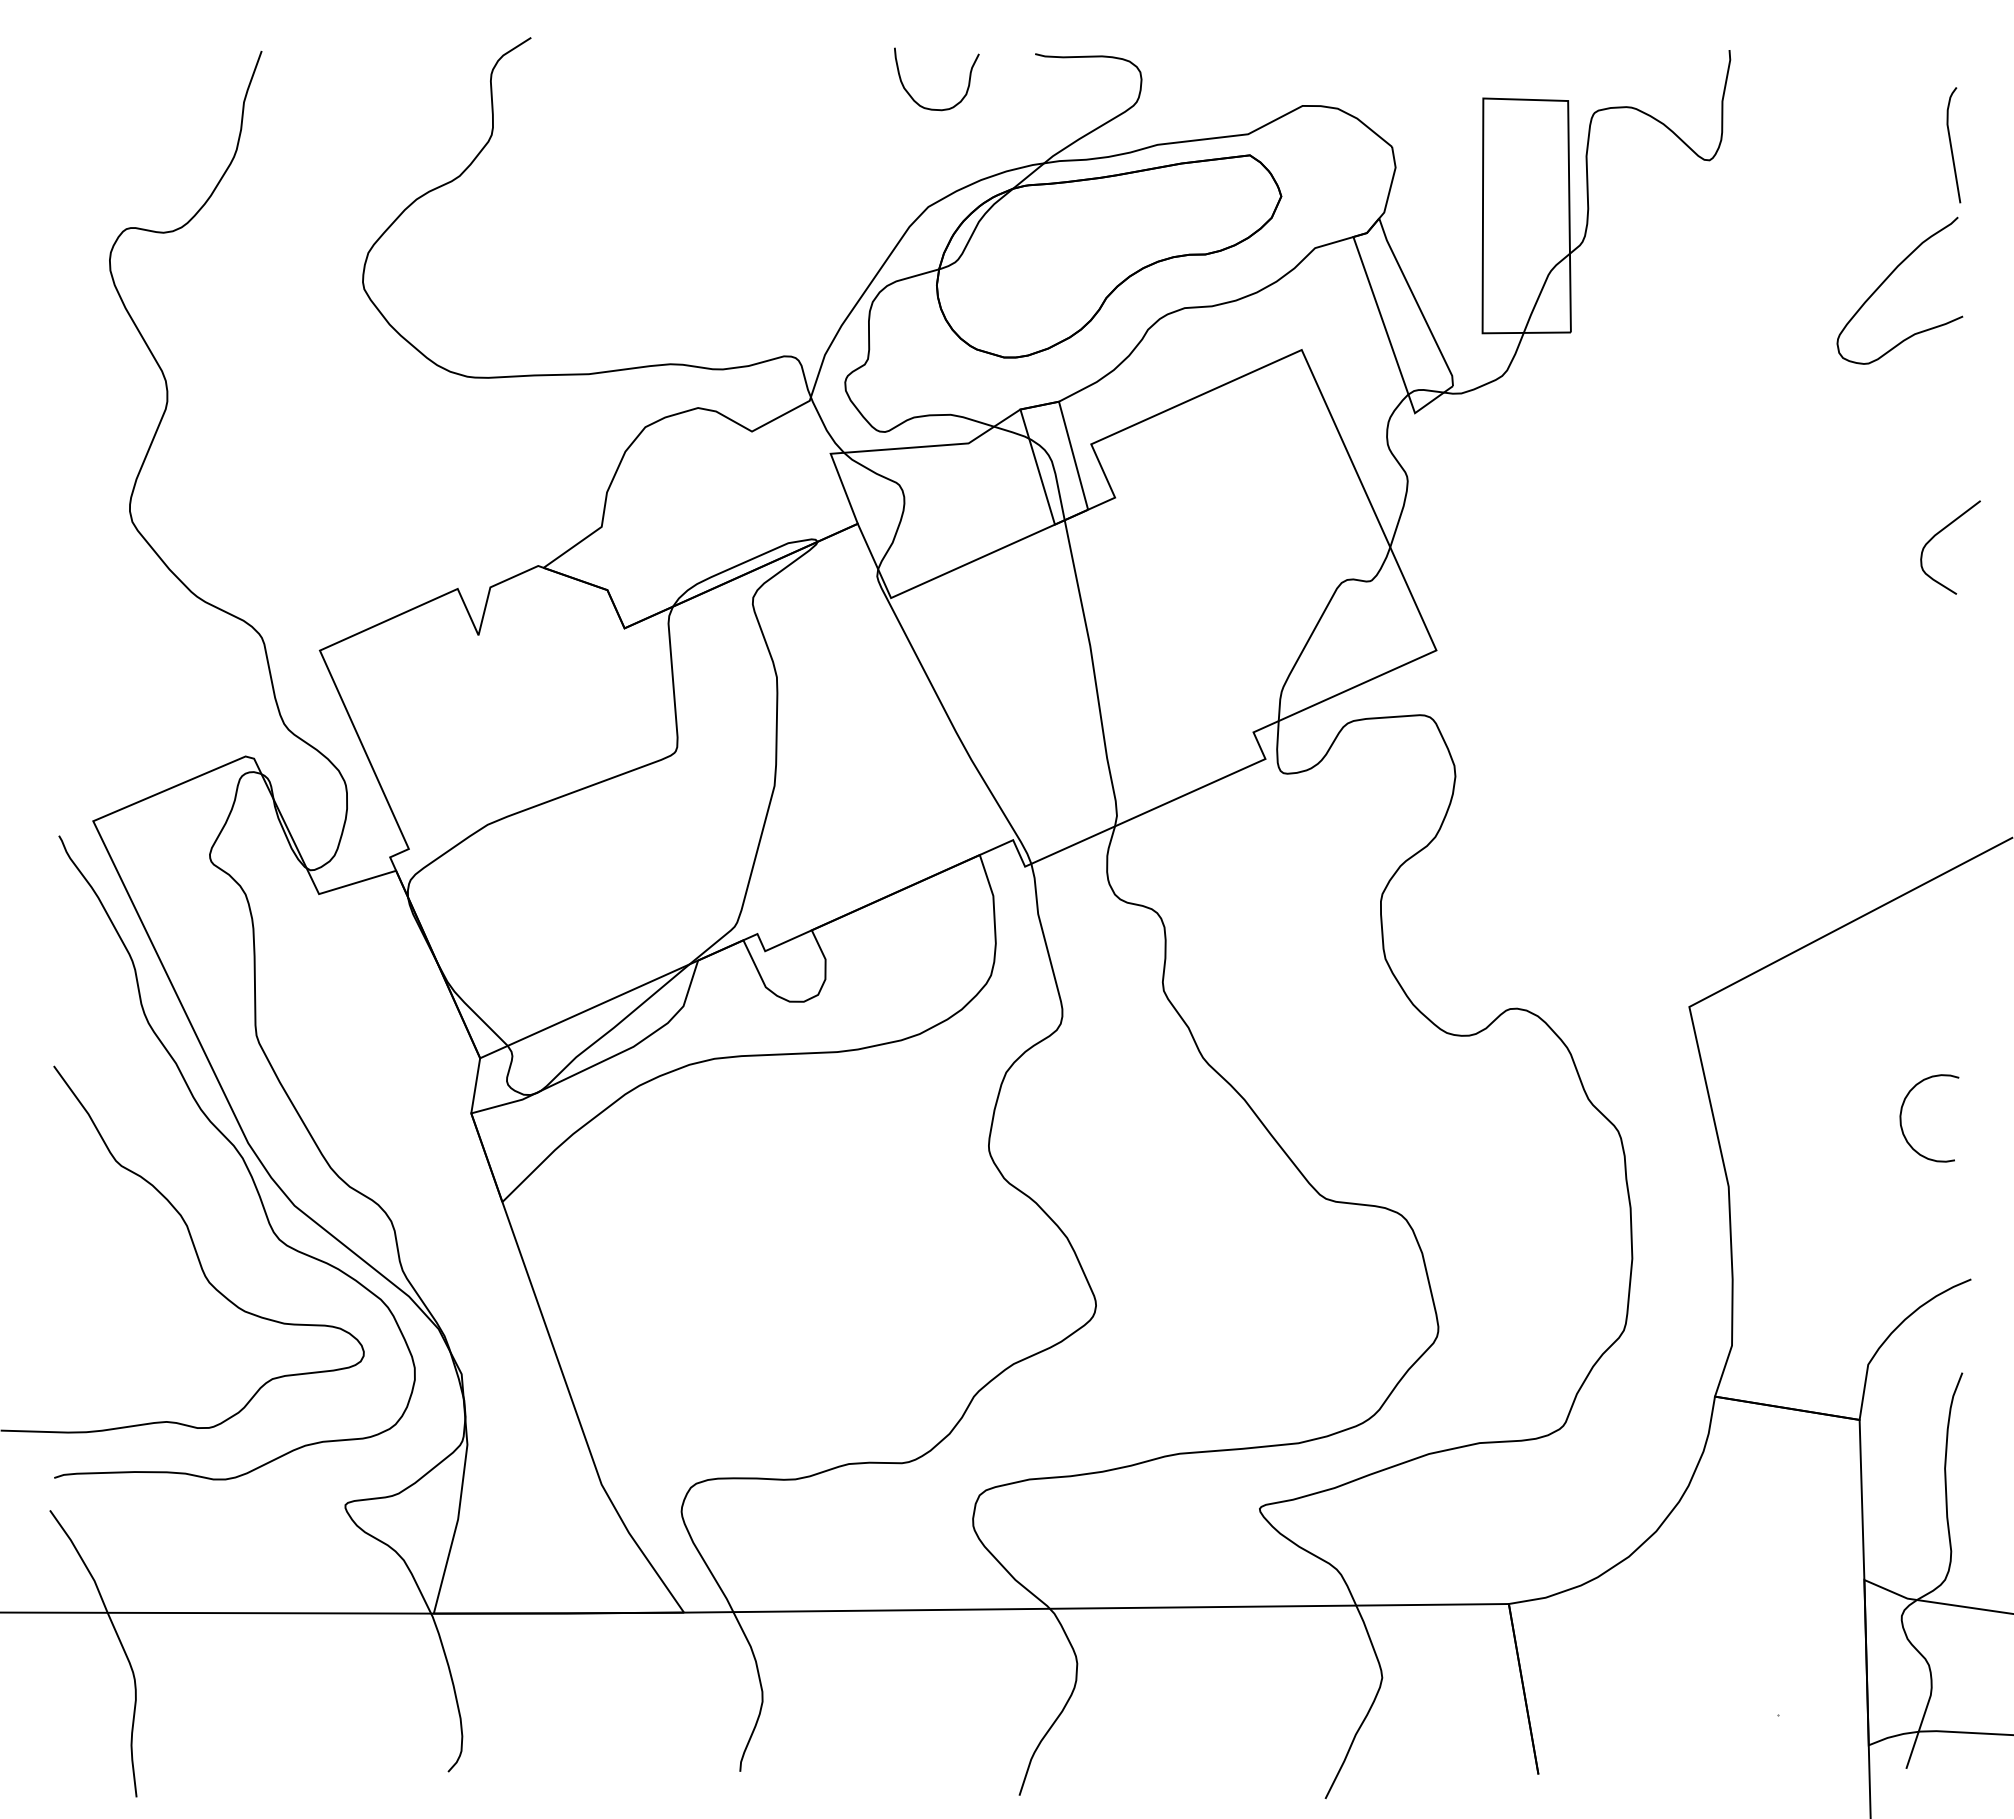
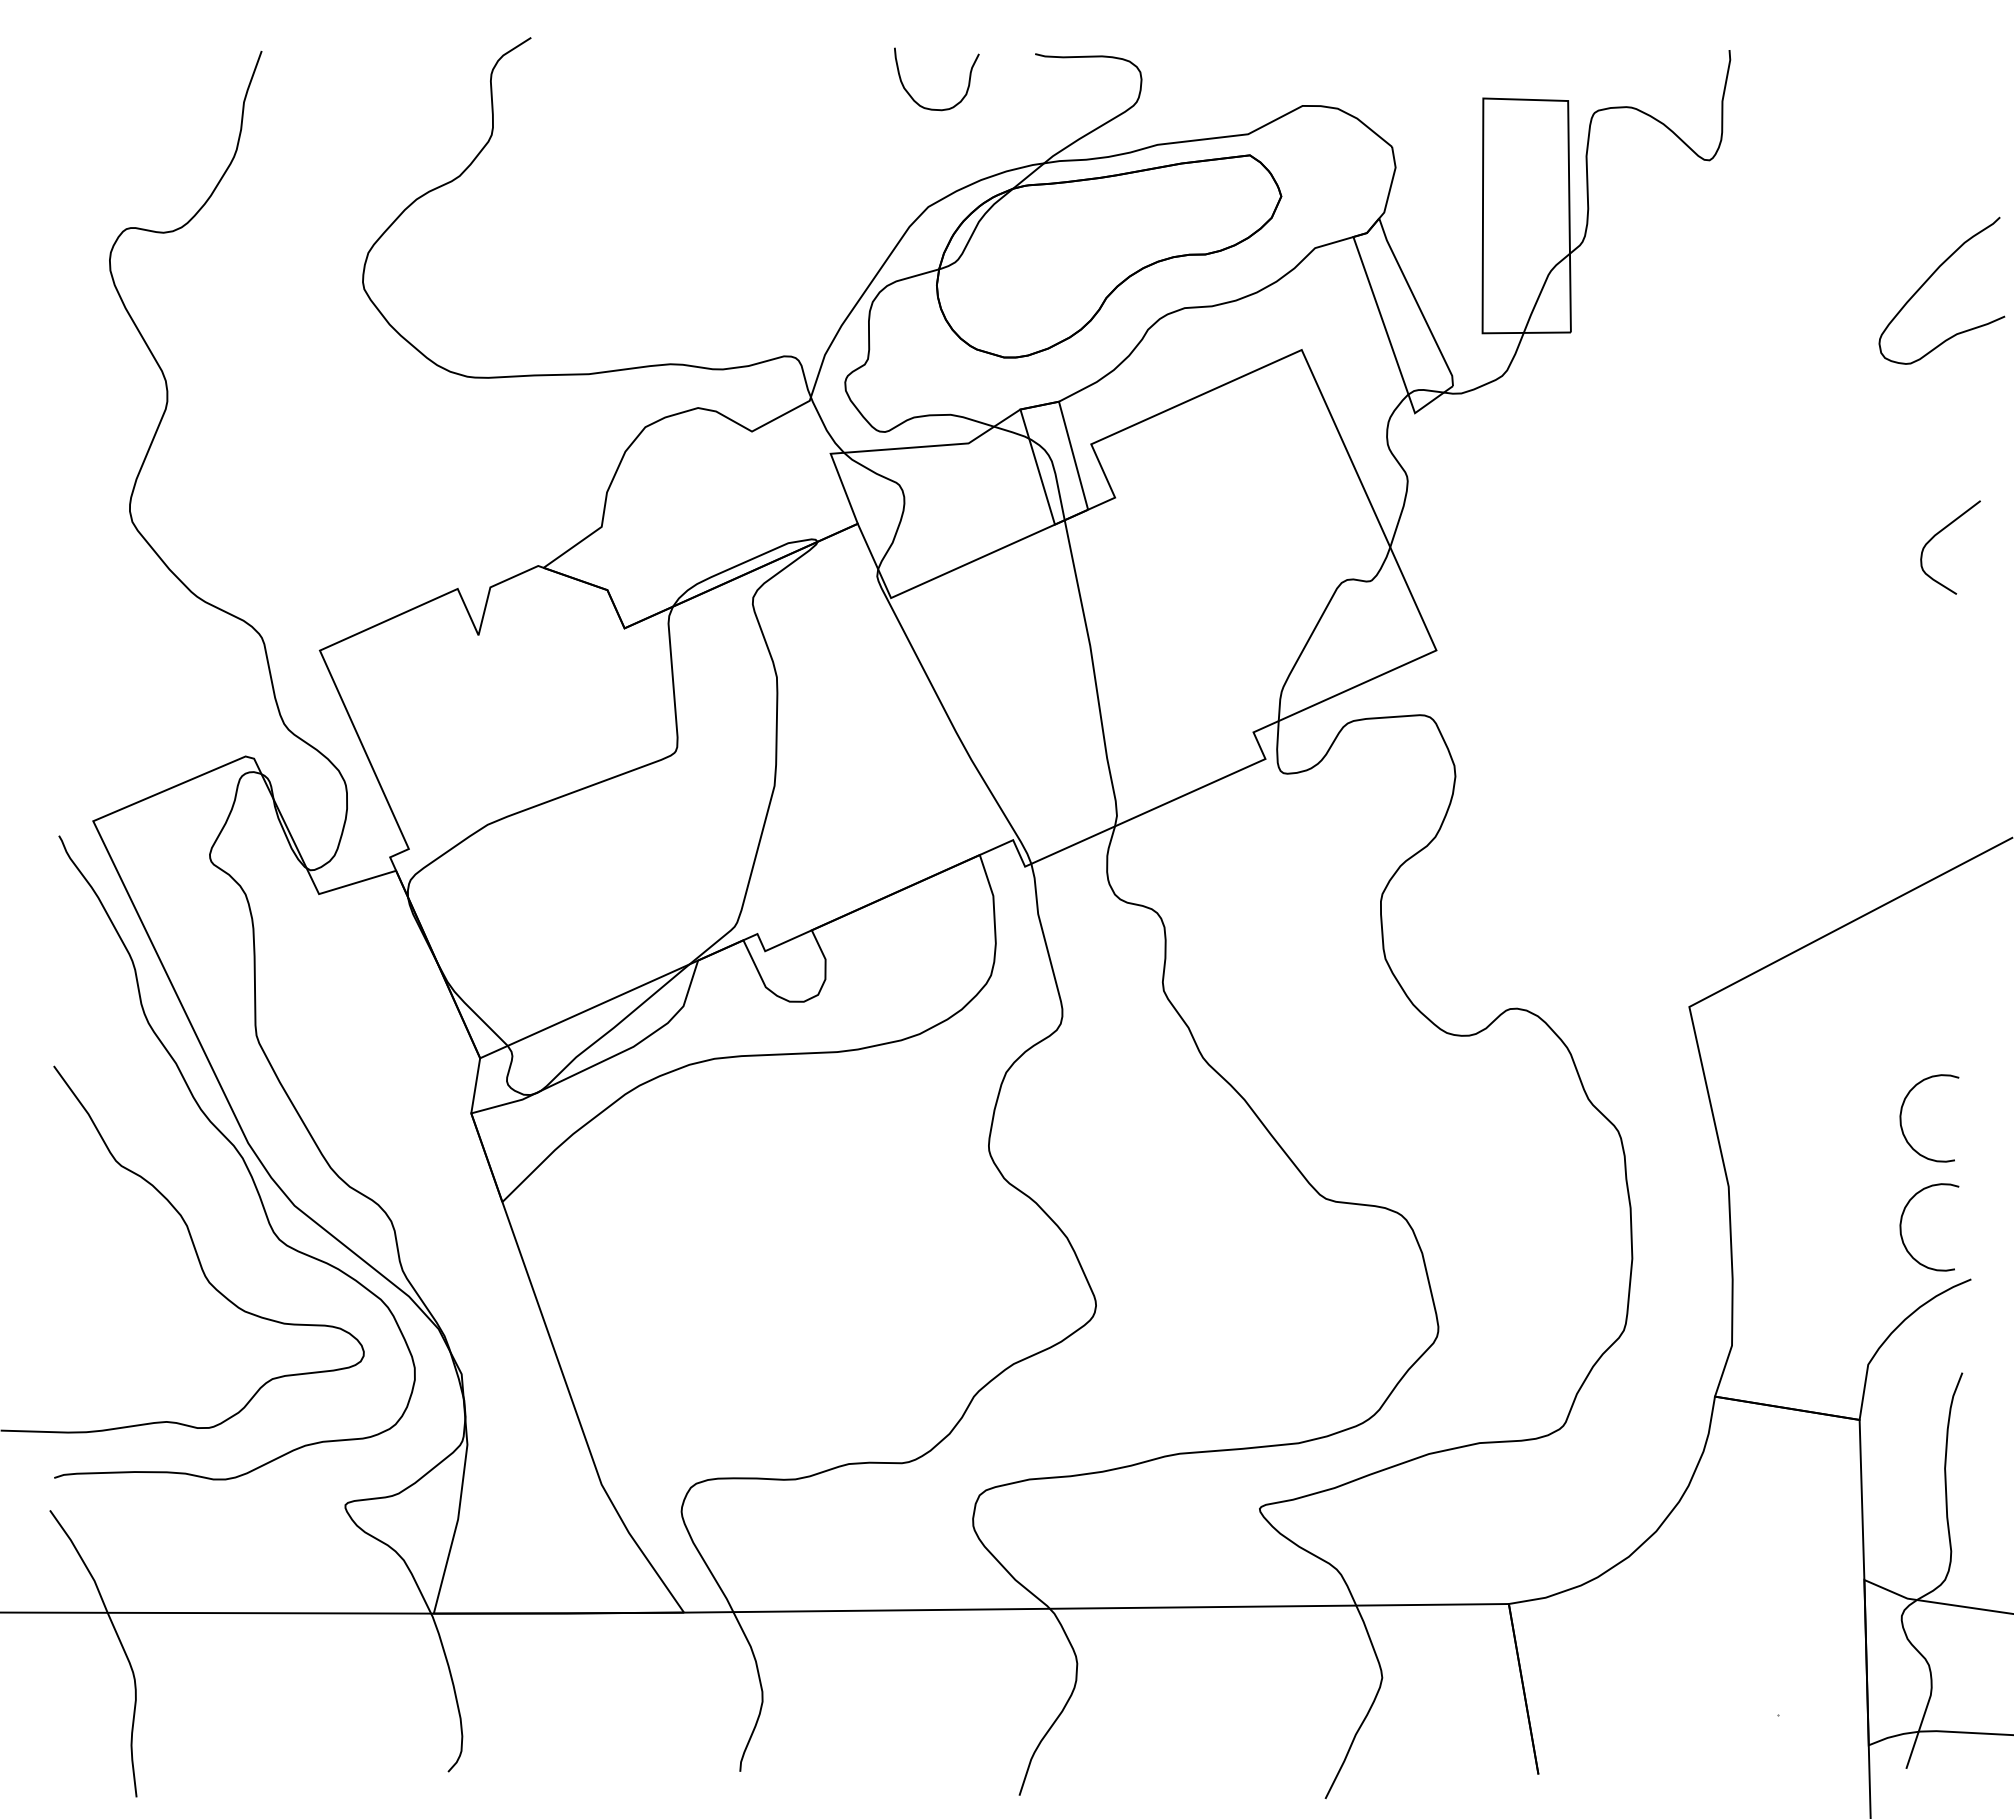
curve: present -> none (1951, 145)
curve position: (1888, 278) -> (1930, 278) (1930, 278)
curve: none -> present (1902, 1220)
